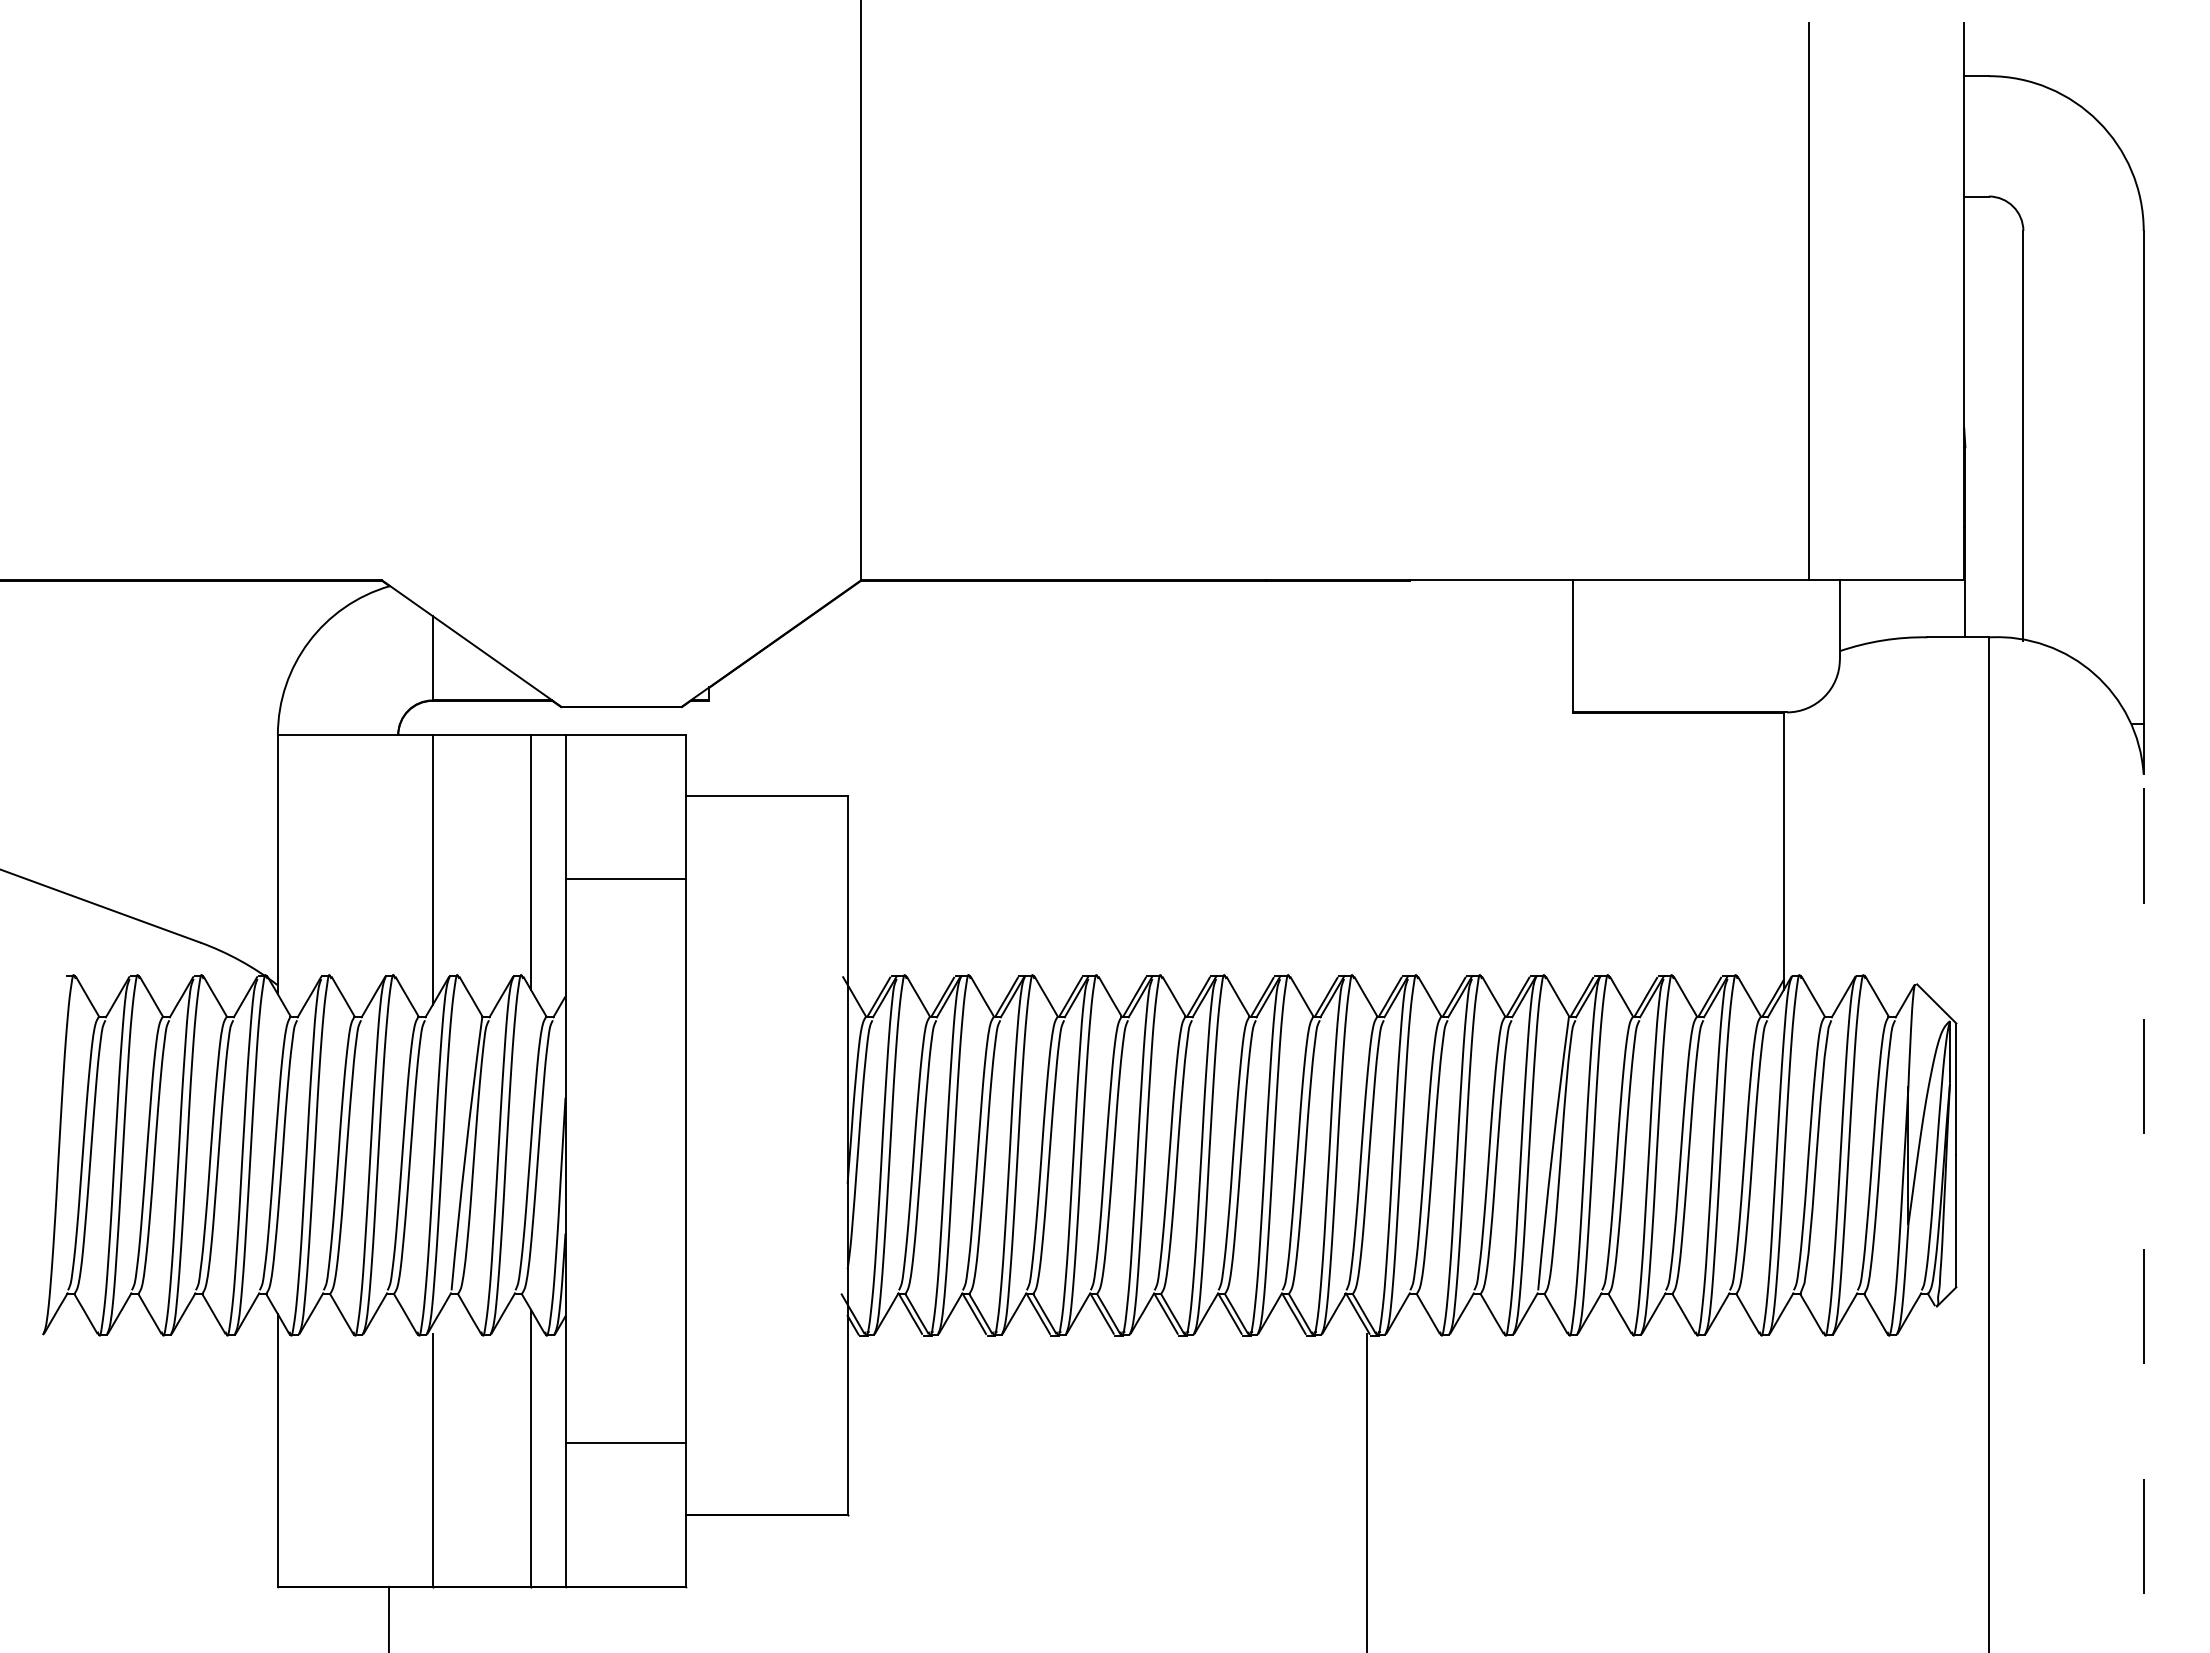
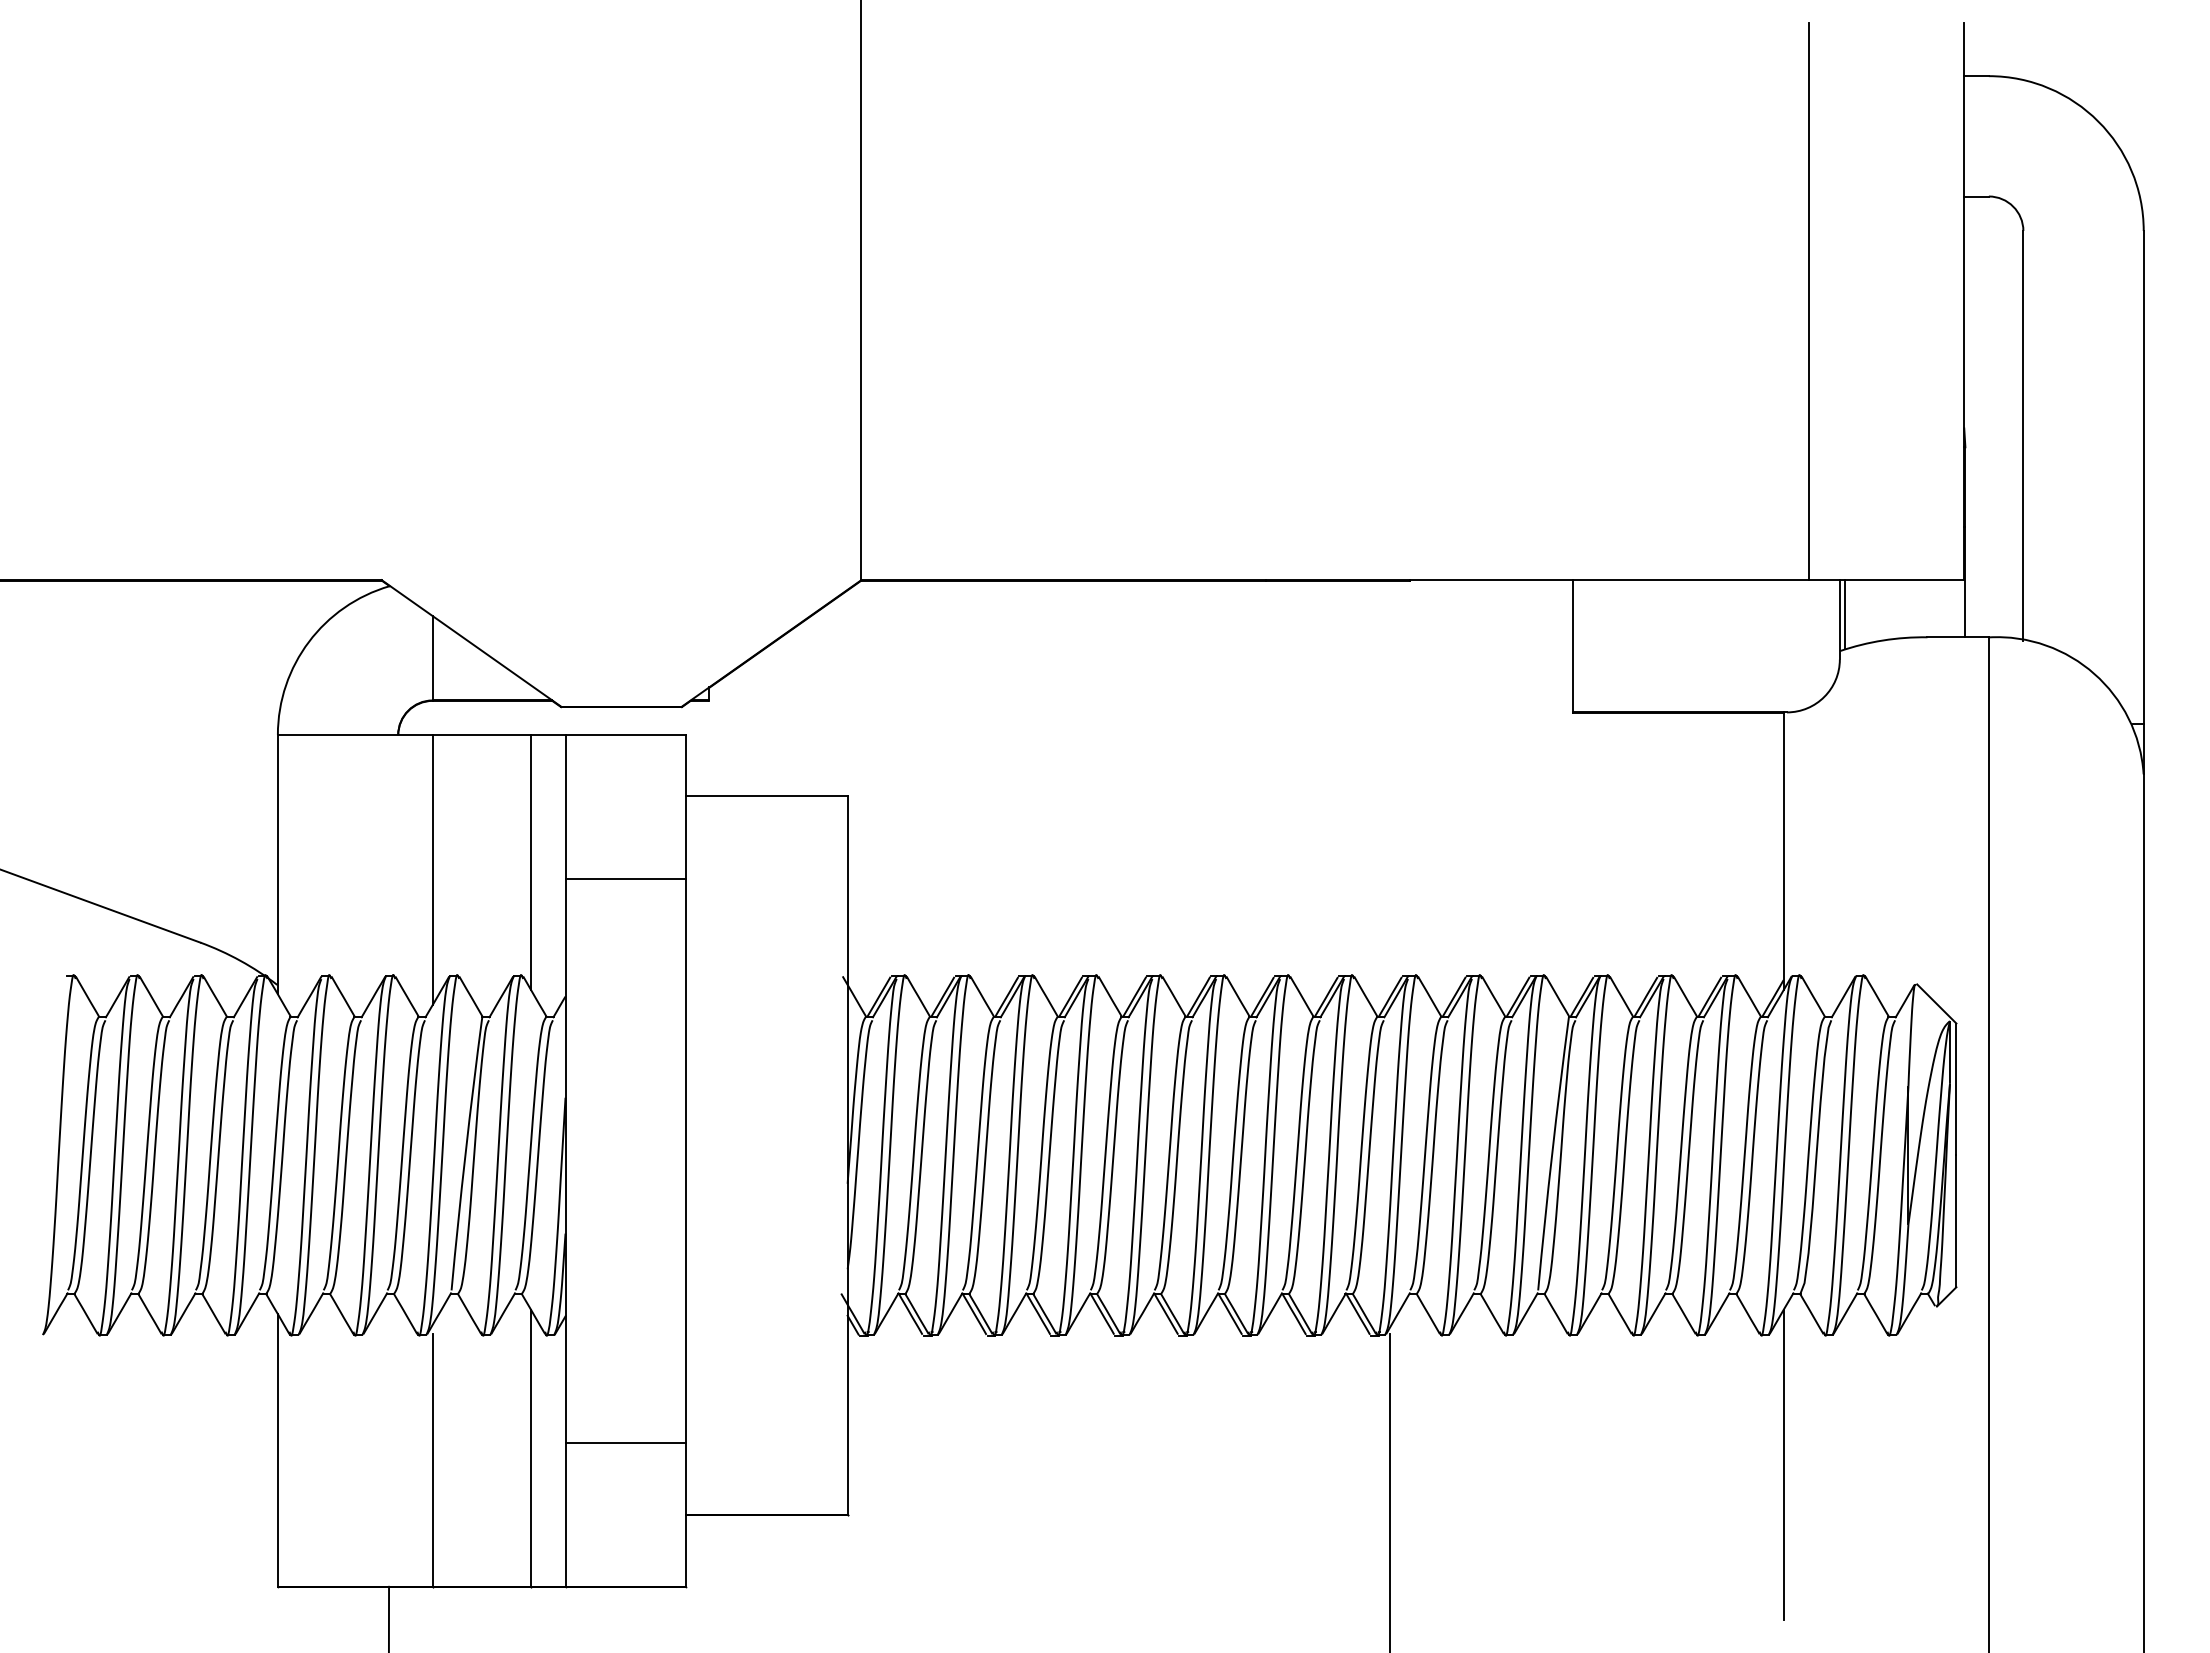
line: none -> present (1845, 614)
line: dashed -> solid (2143, 1213)
line: none -> present (1783, 1464)
line position: (1367, 1491) -> (1390, 1491) (1390, 1491)
